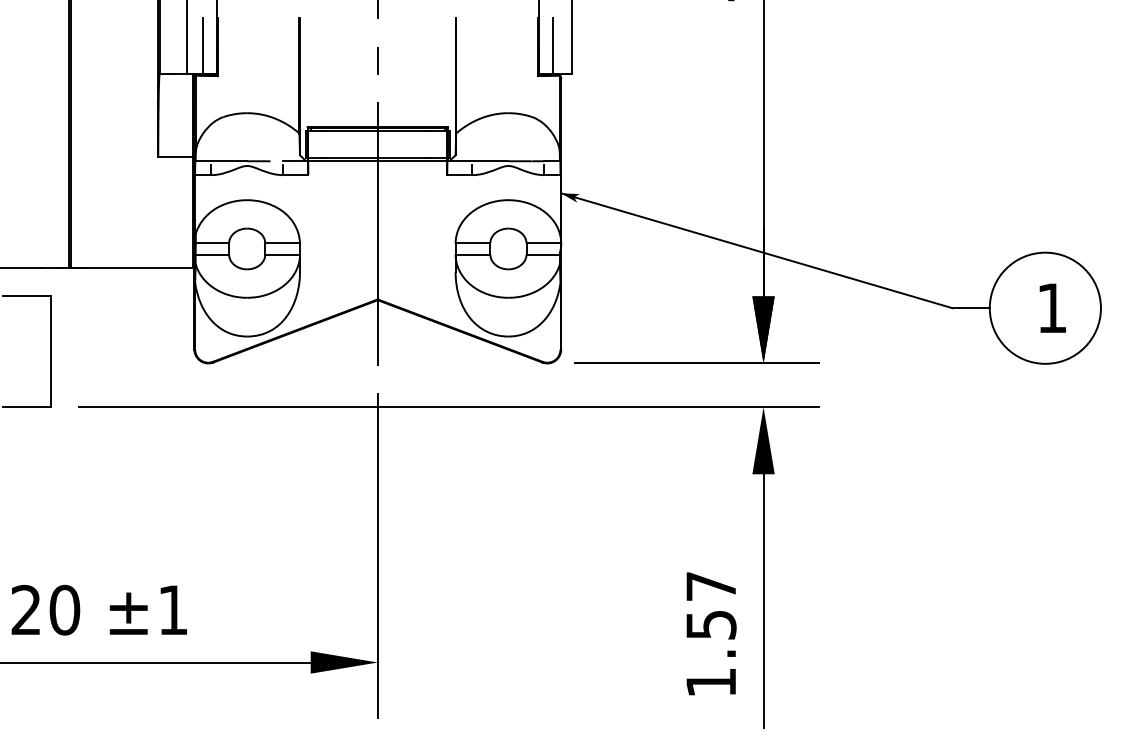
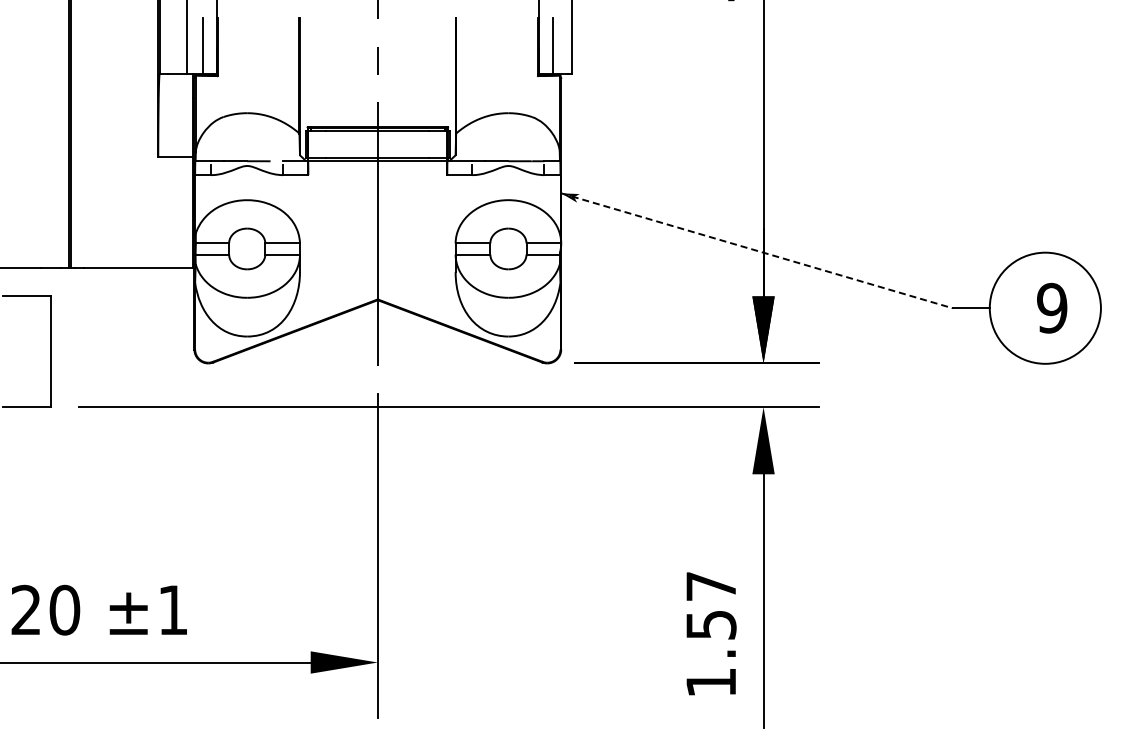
line: solid -> dashed (757, 250)
text: 1 -> 9 (1052, 307)
